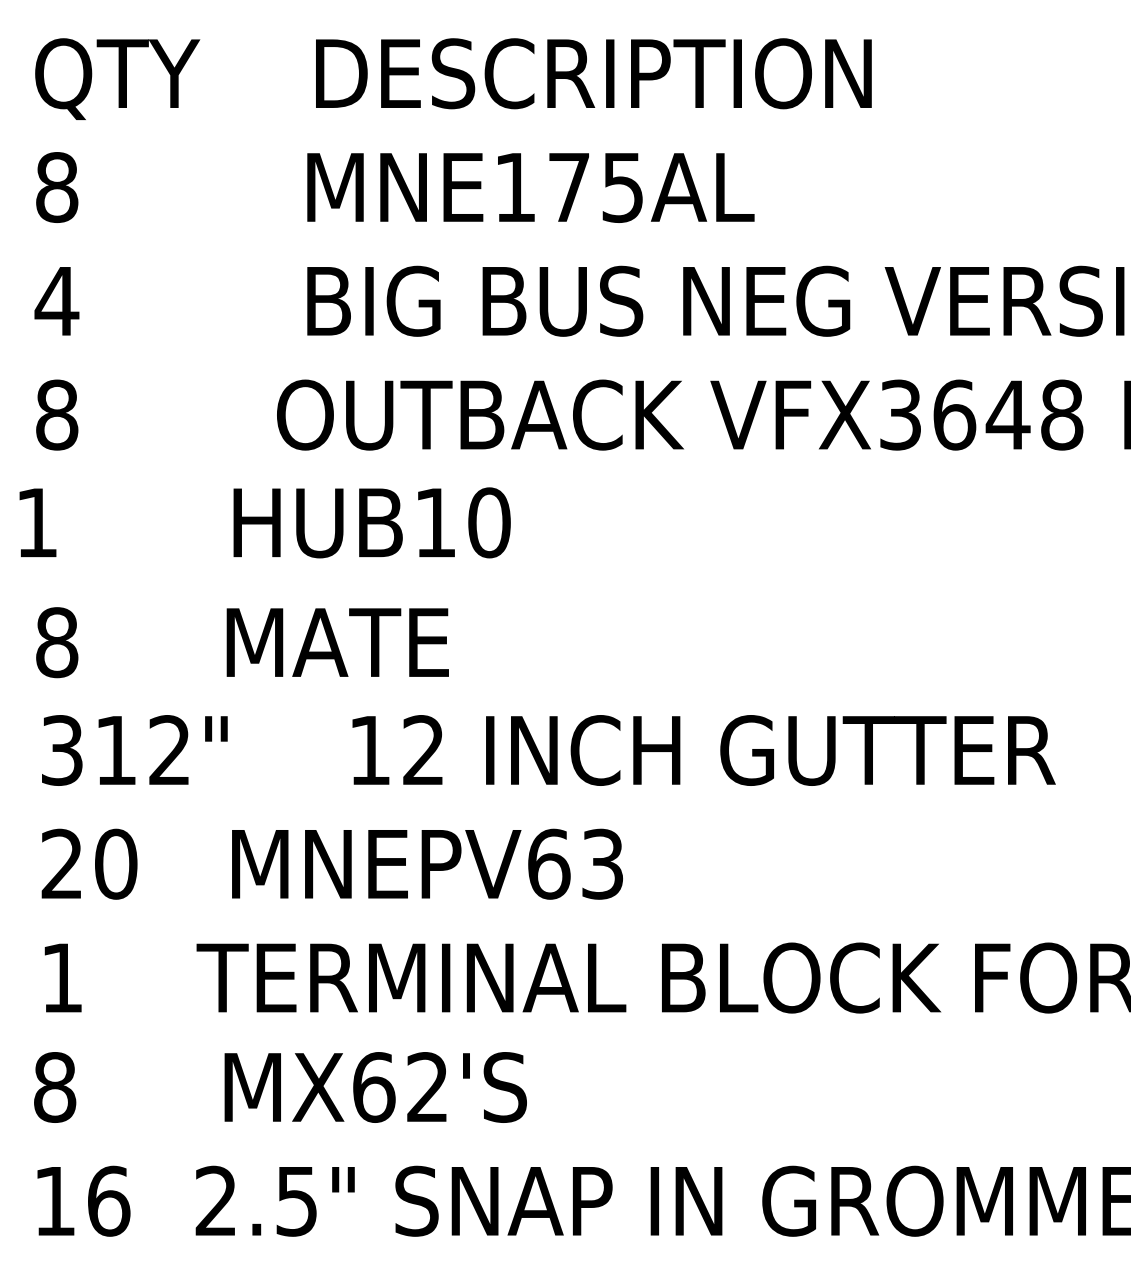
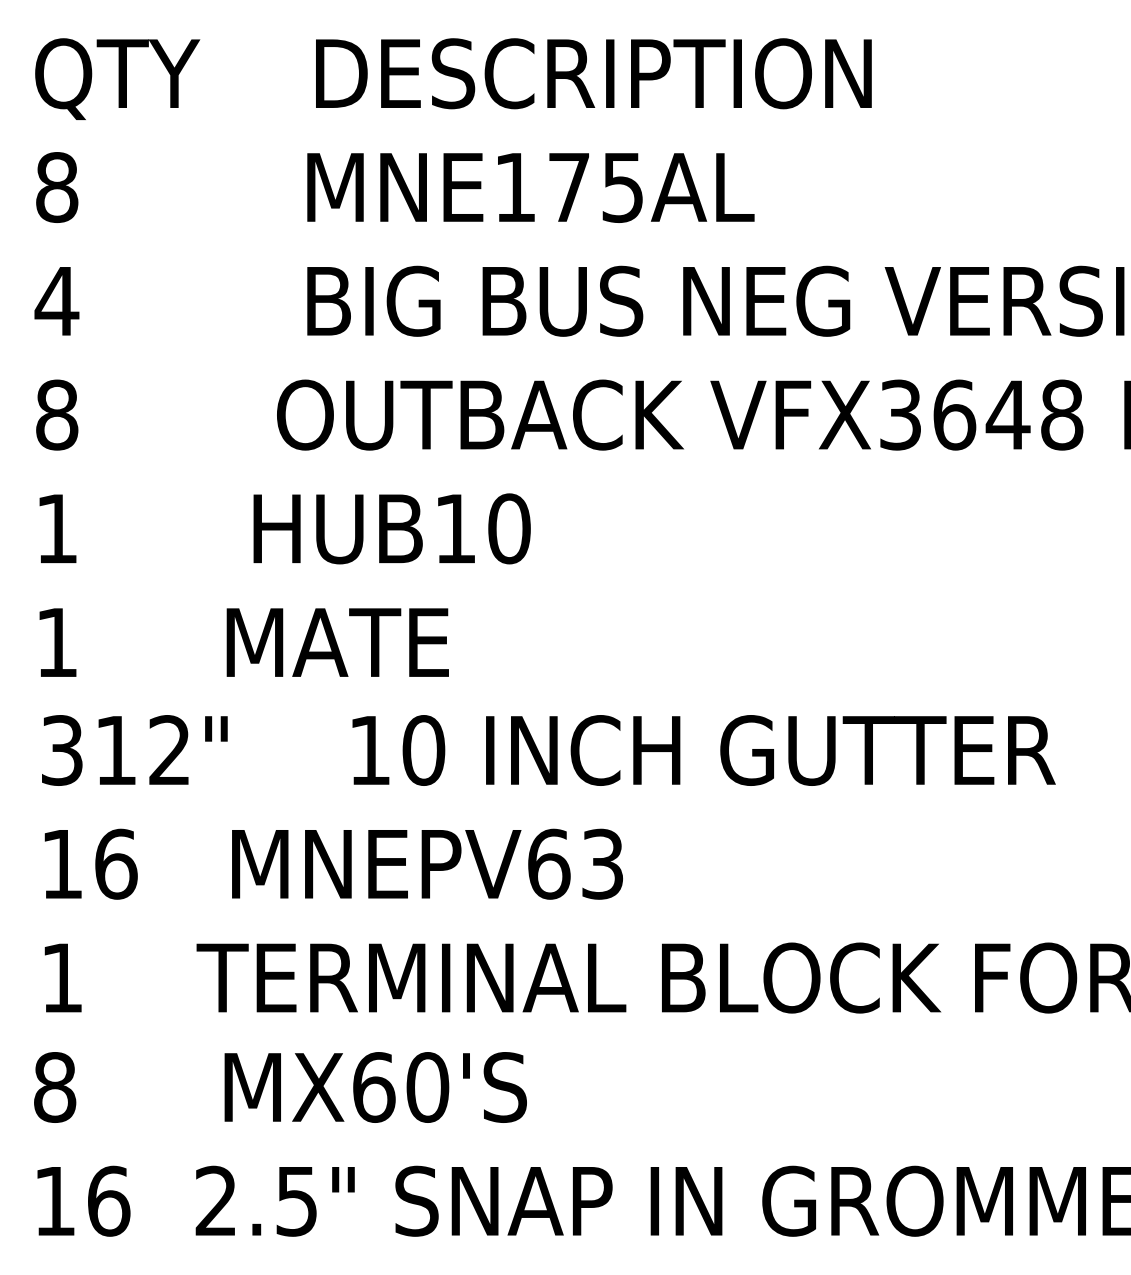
text position: (264, 522) -> (284, 528) (284, 528)
text: 8 -> 1 (57, 642)
text: 12 -> 10 (423, 750)
text: 20 -> 16 (89, 863)
text: MX62'S -> MX60'S (427, 1087)
